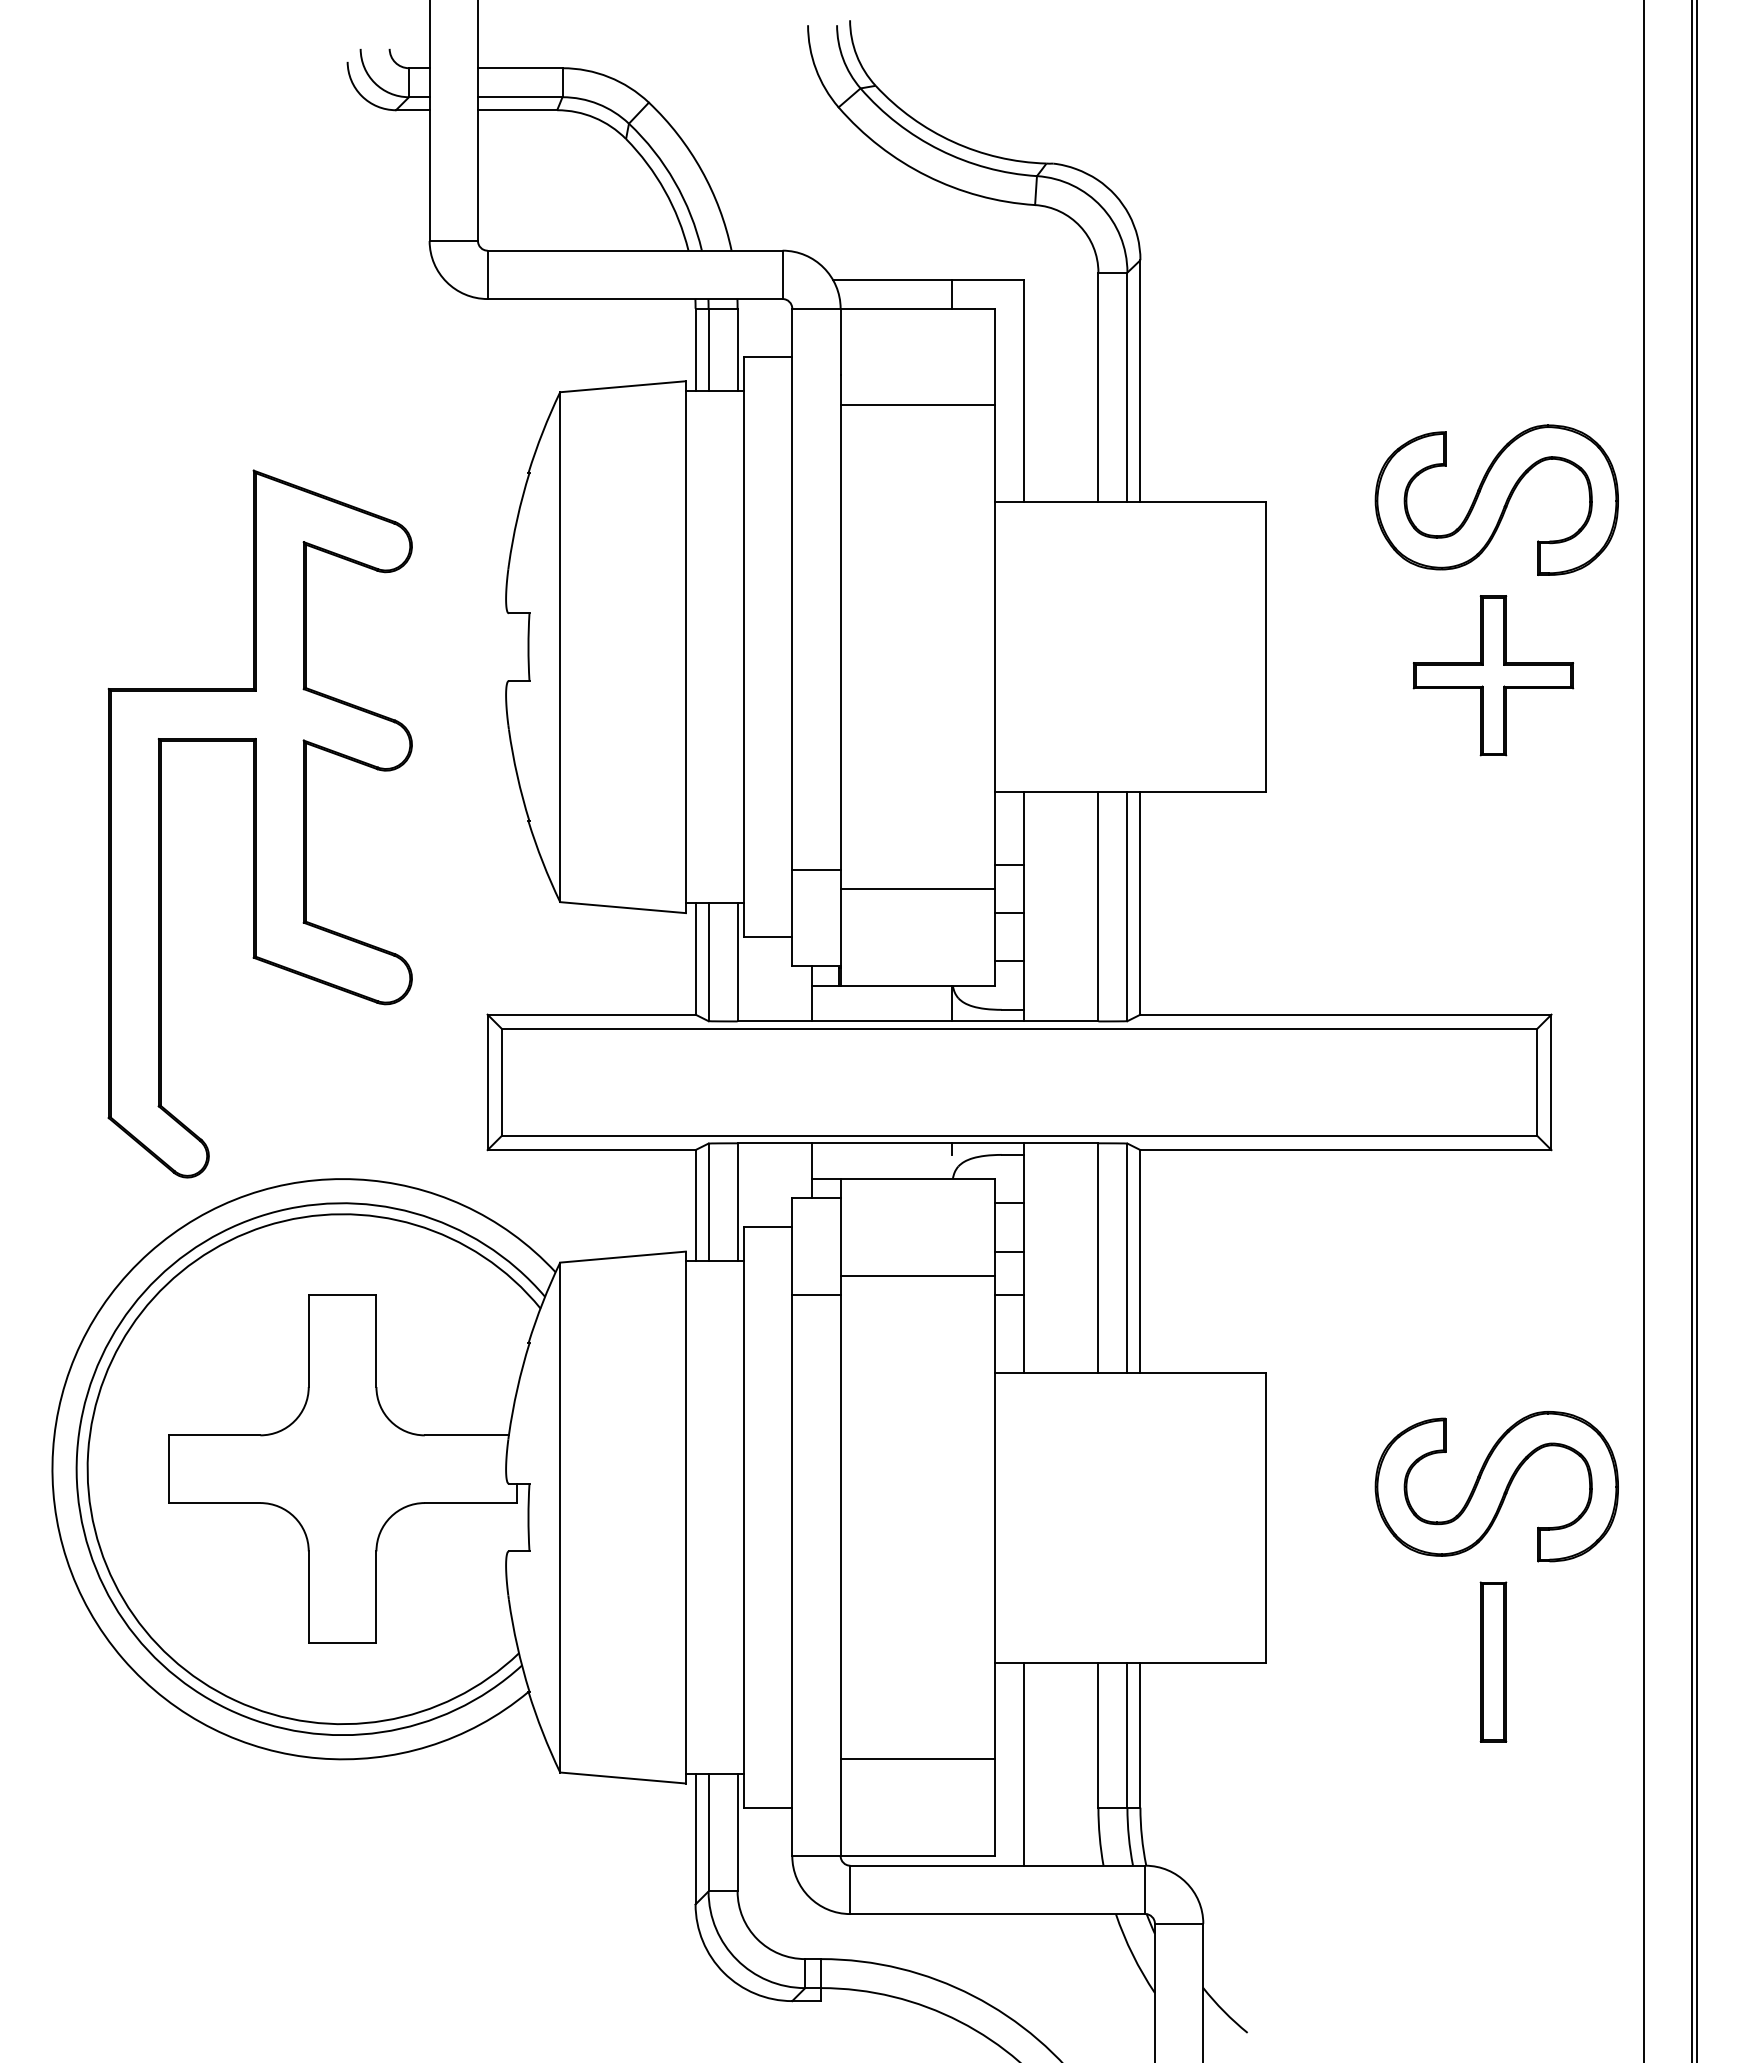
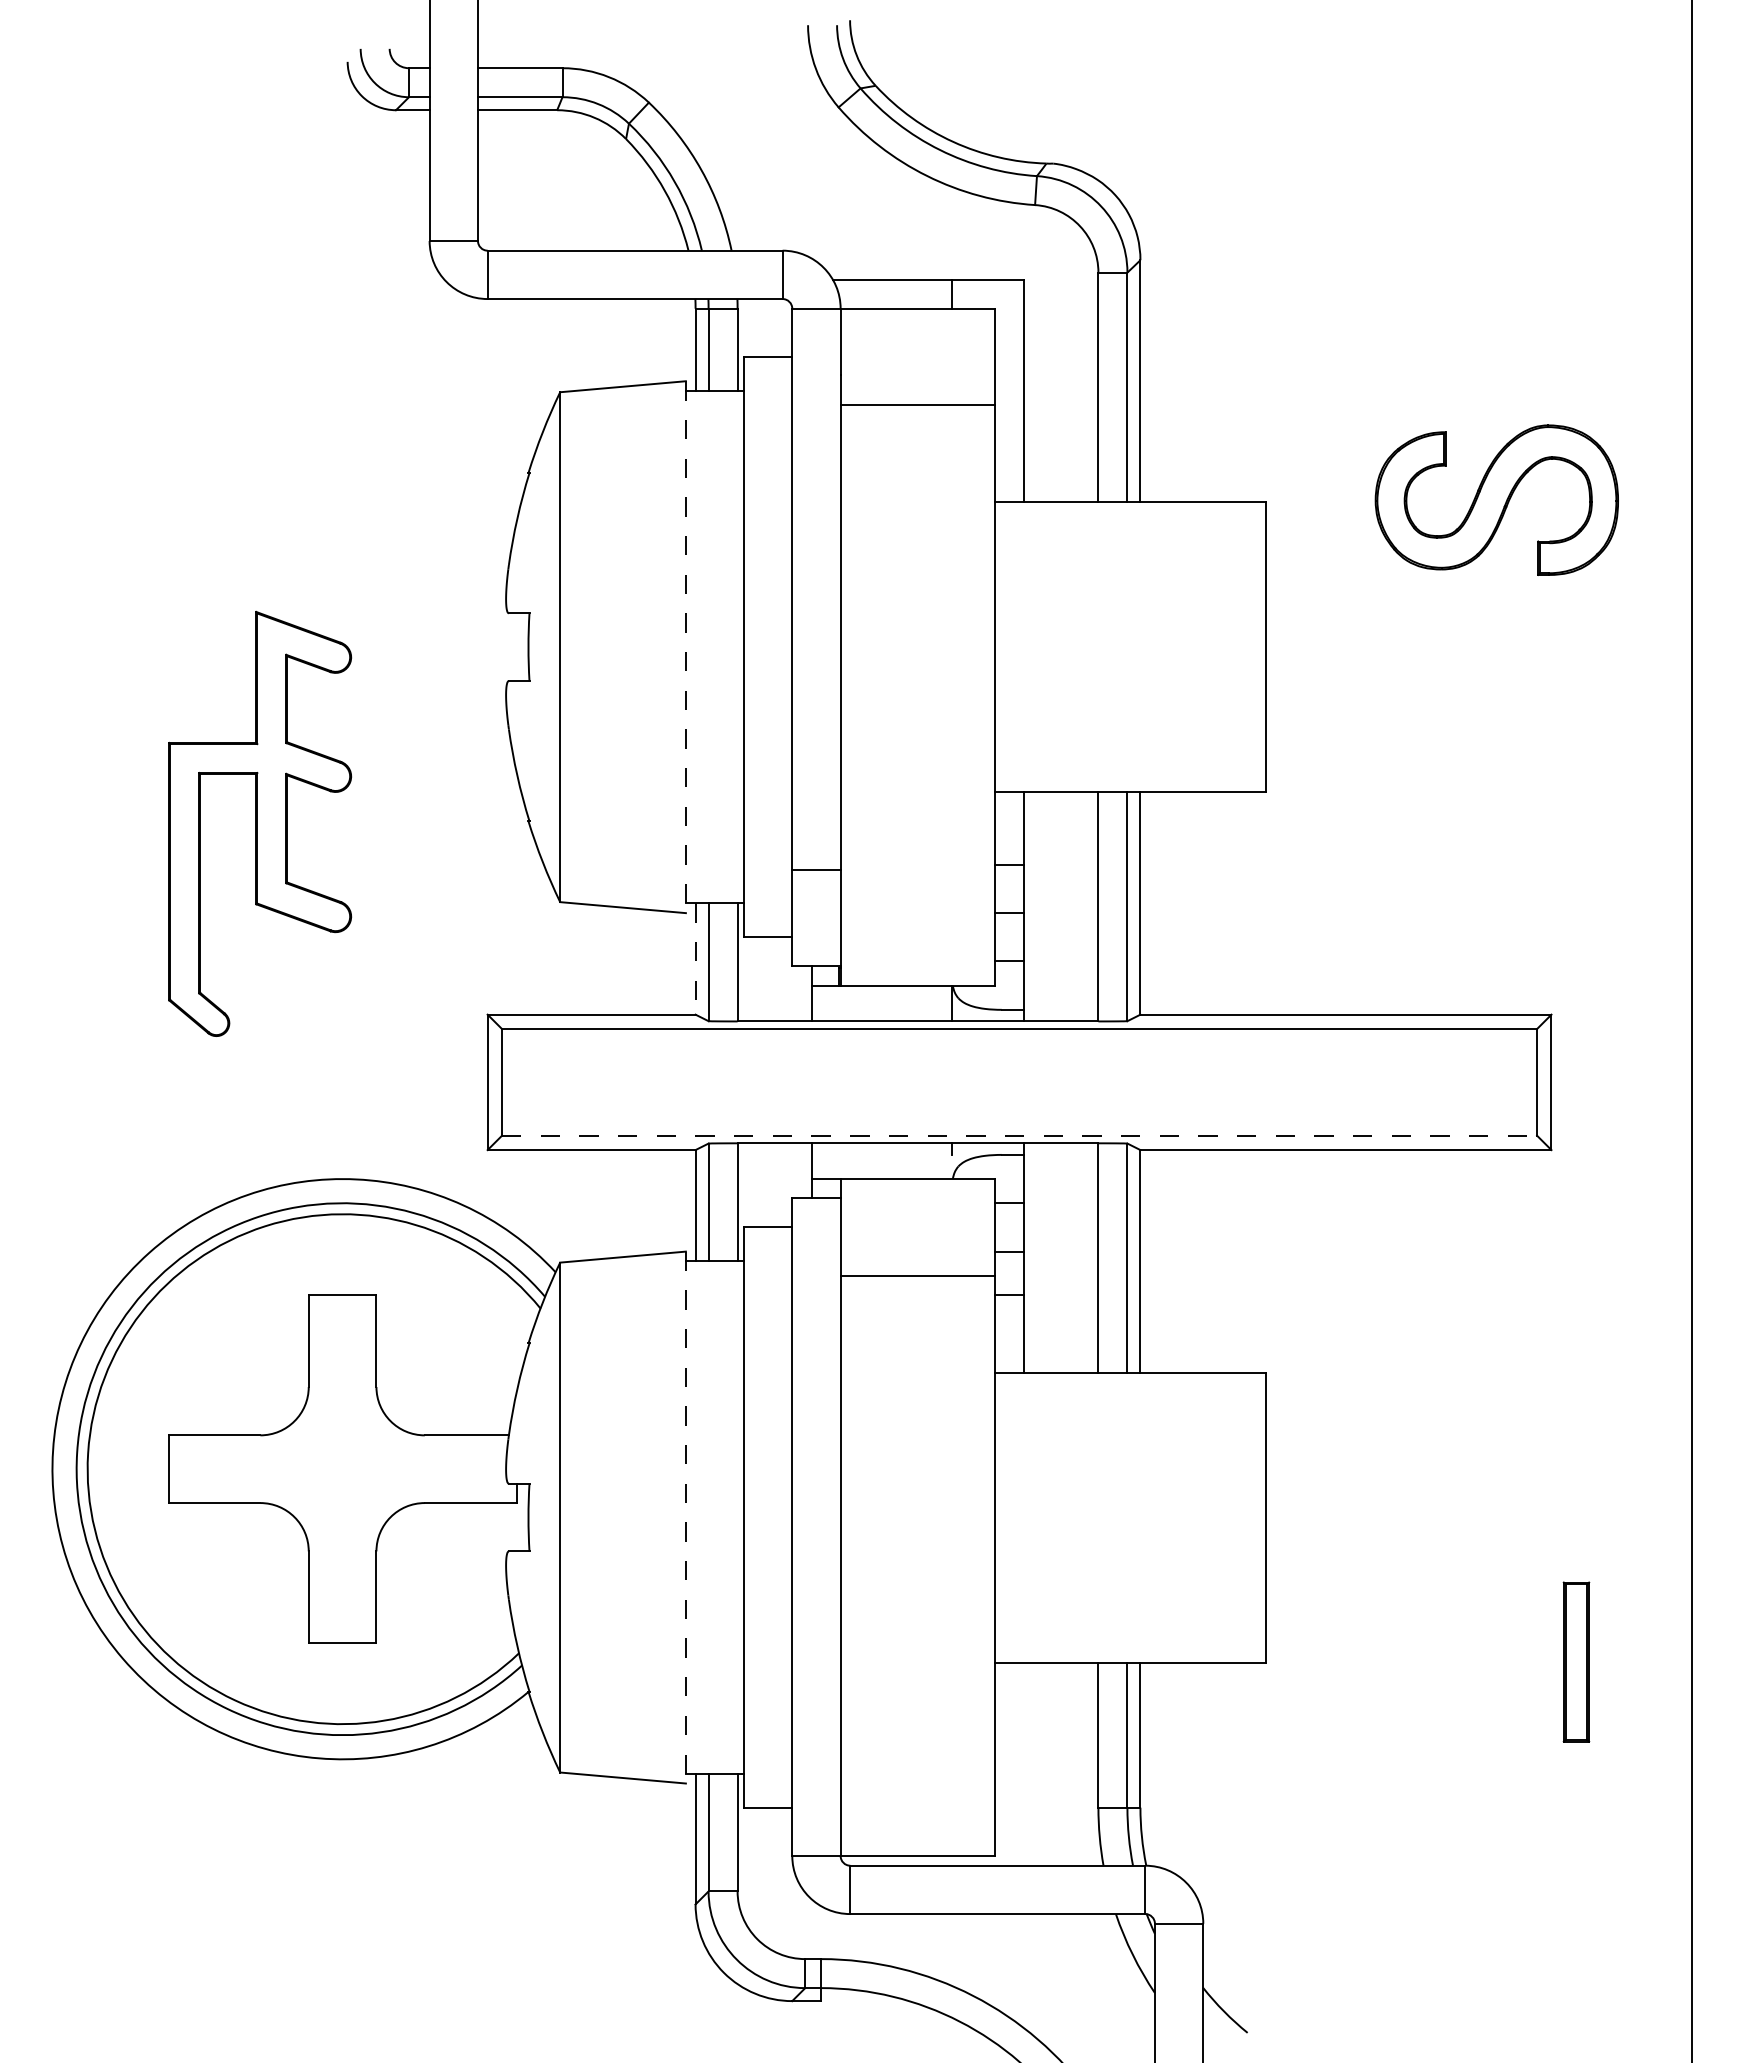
line: solid -> dashed (685, 647)
part: present -> none (1493, 675)
part size: 306x710 px -> 185x427 px (260, 823)
line: present -> none (917, 888)
line: solid -> dashed (695, 959)
line: present -> none (1643, 1030)
line: present -> none (1696, 1030)
line: solid -> dashed (1019, 1135)
line: present -> none (816, 1295)
part: present -> none (1496, 1486)
line: solid -> dashed (685, 1517)
part position: (1493, 1661) -> (1576, 1661) (1576, 1661)
line: present -> none (917, 1759)
line: present -> none (1024, 1763)
